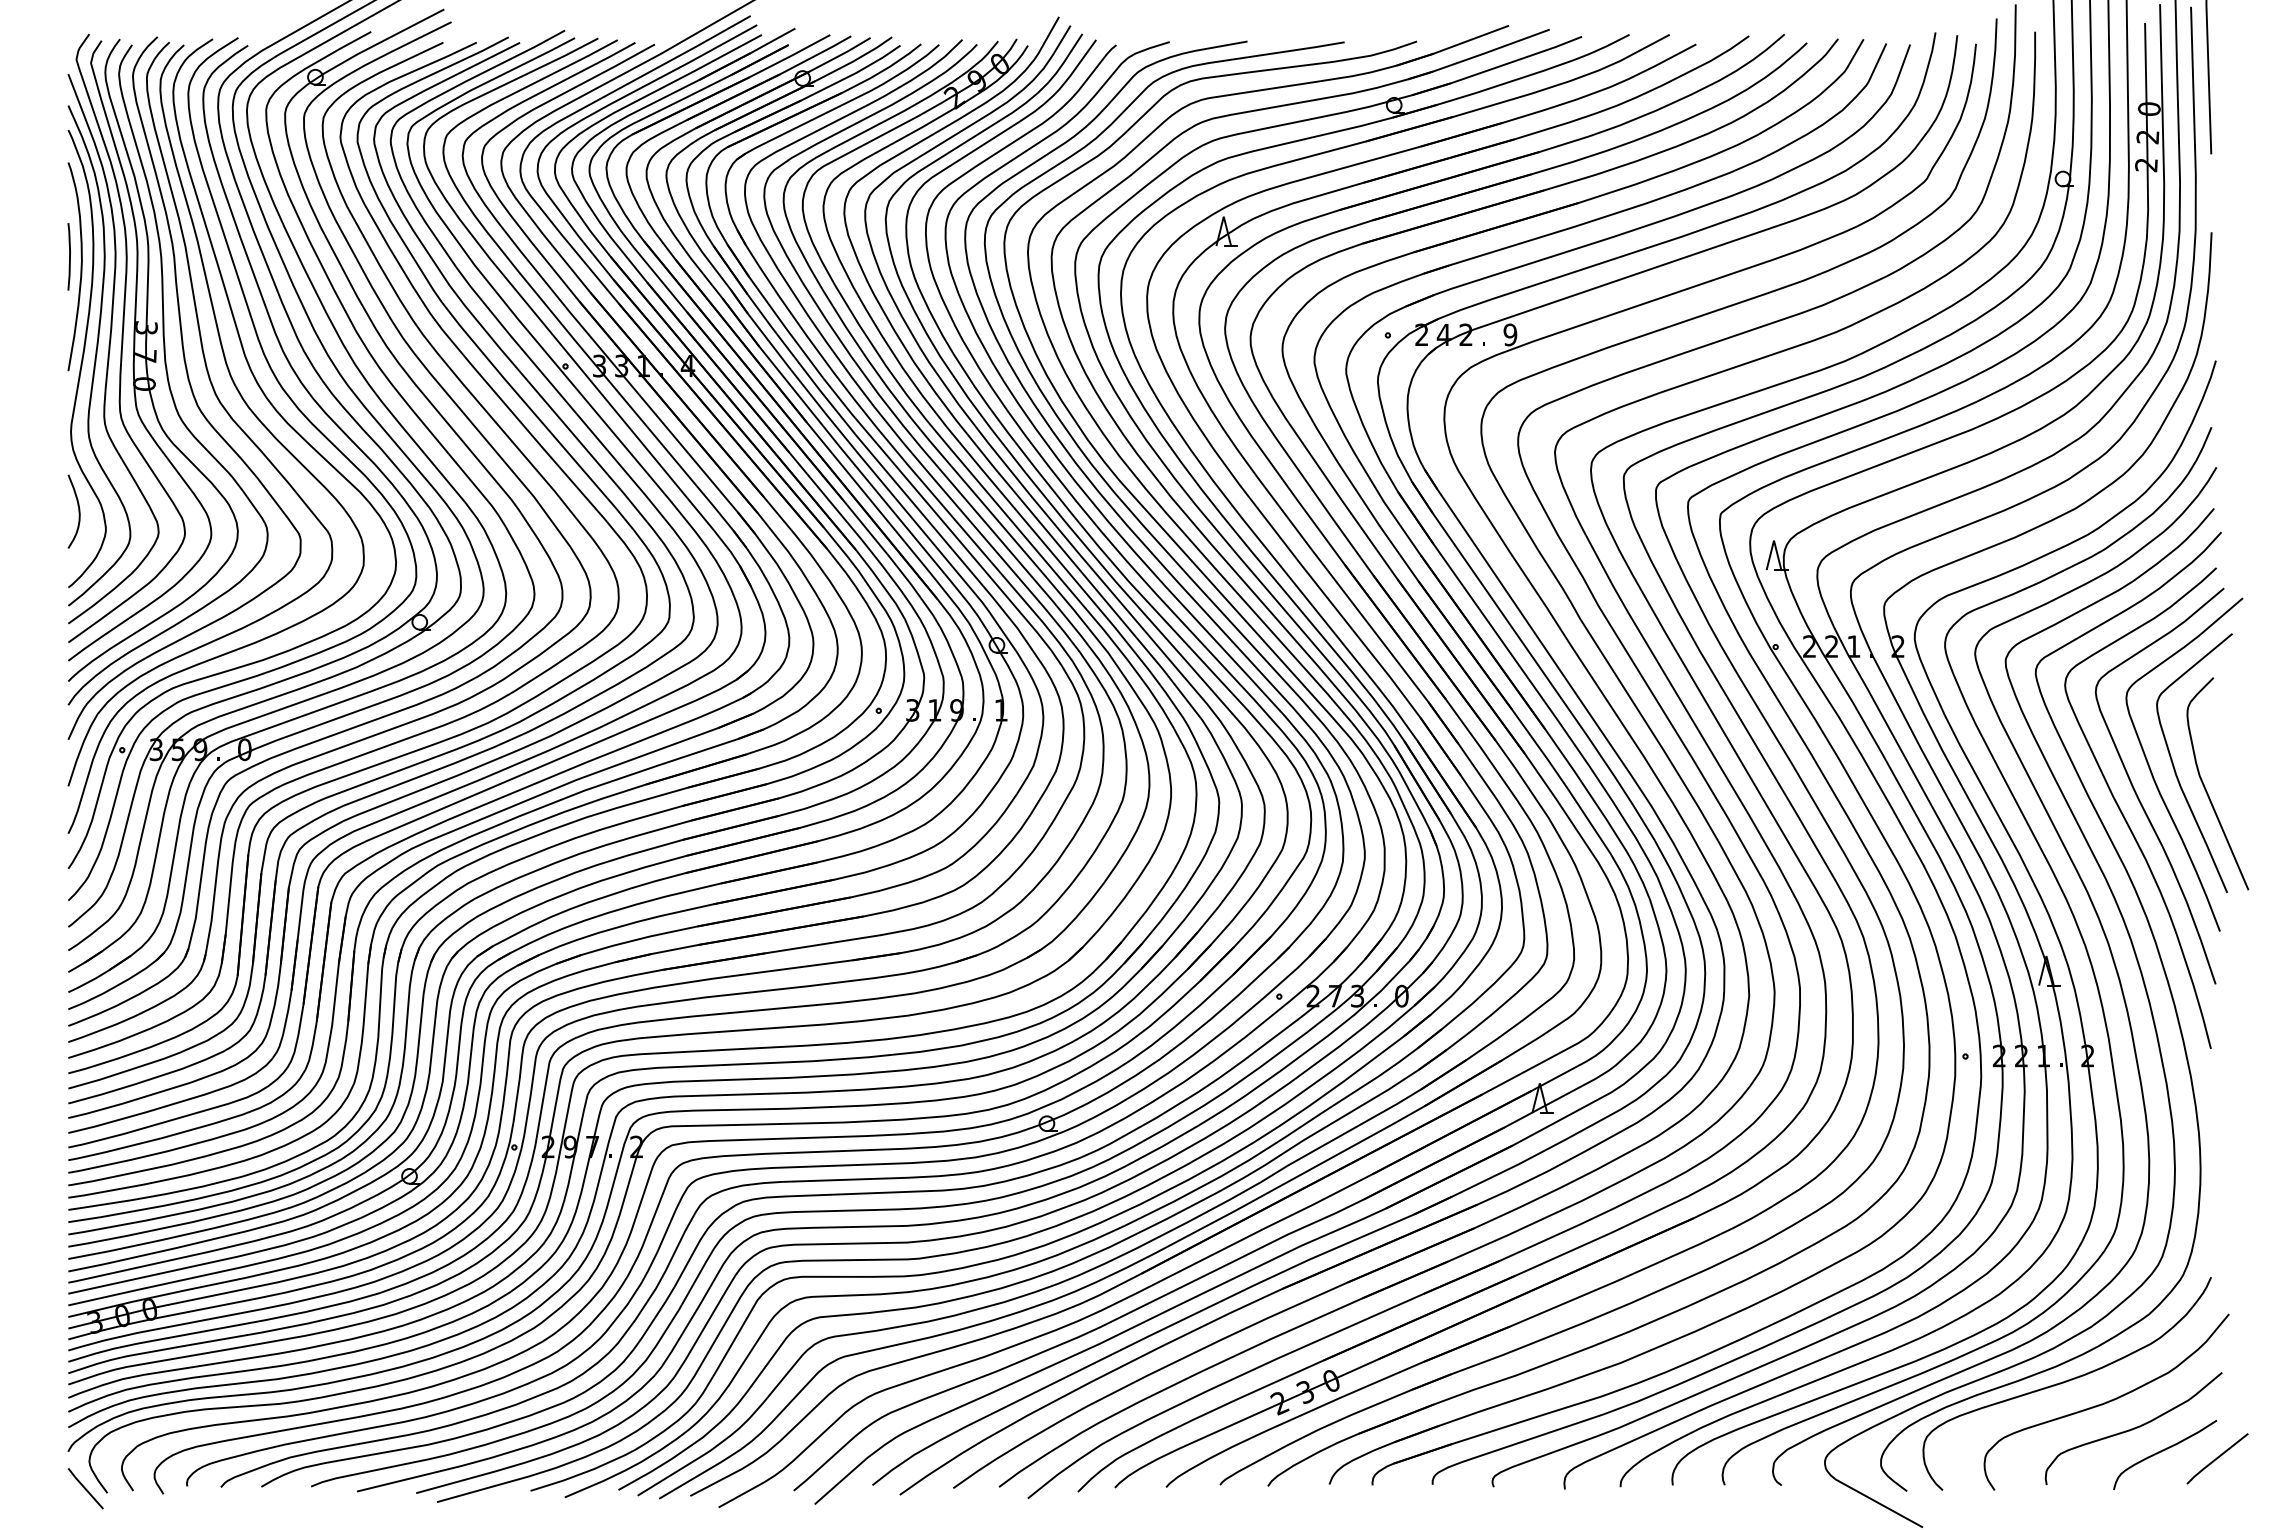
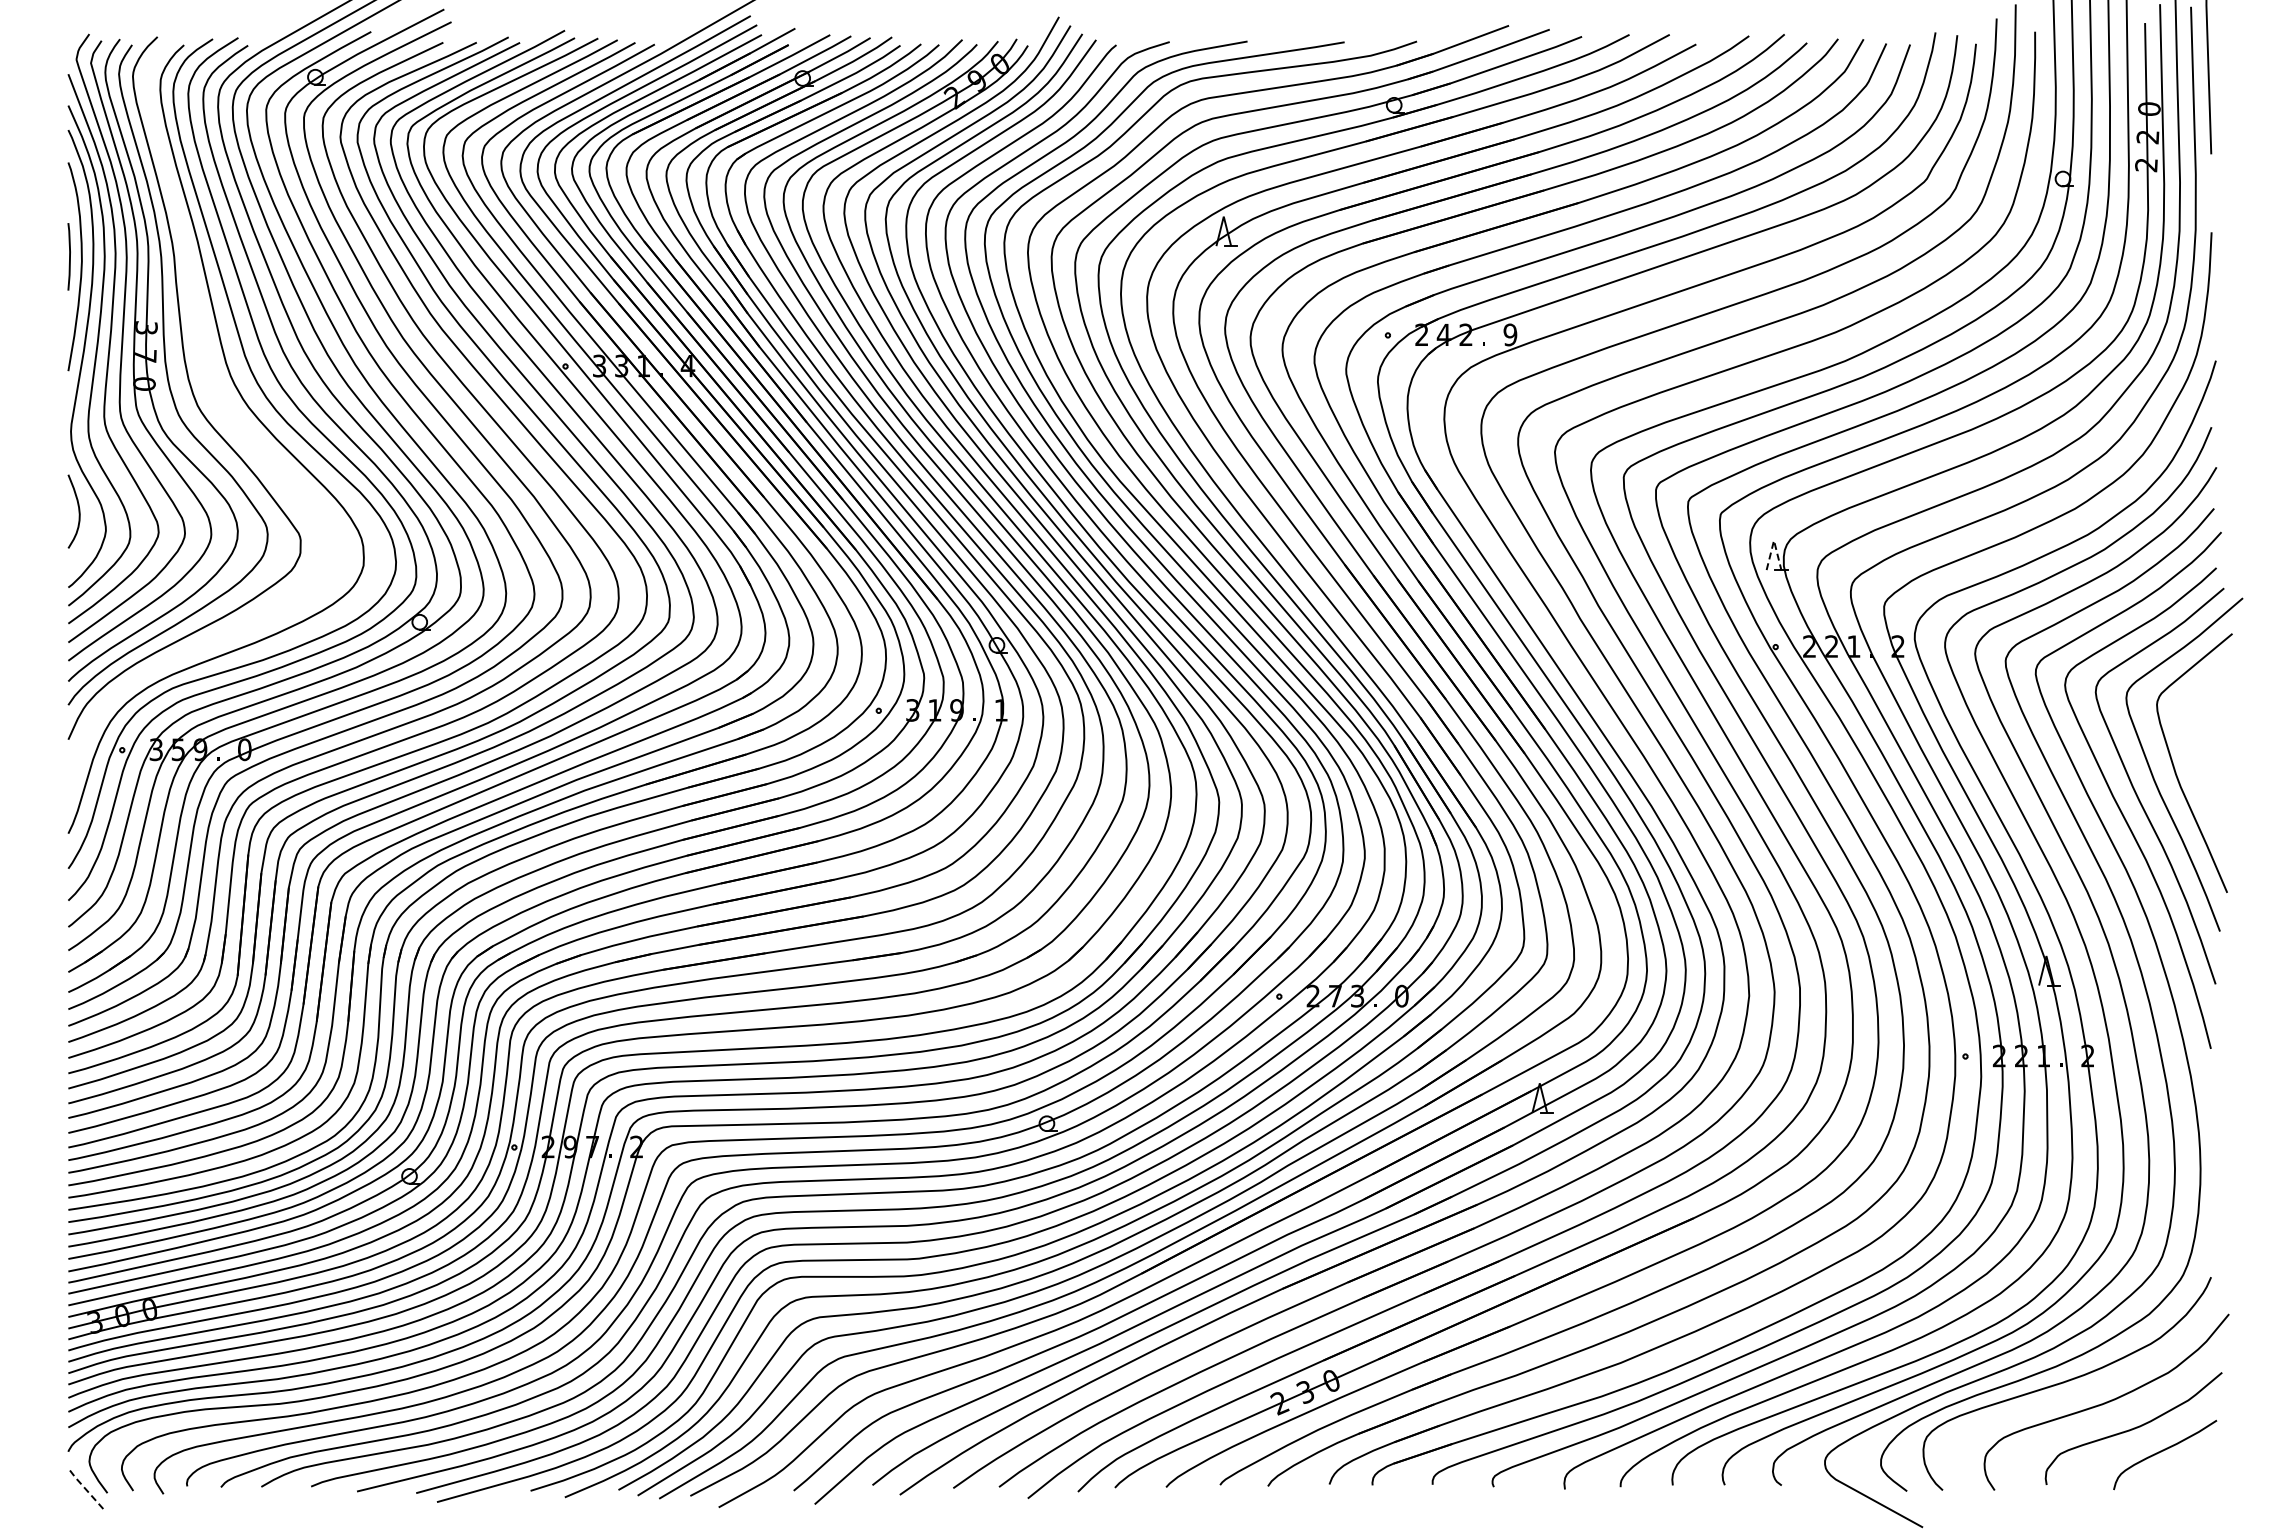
curve: present -> none (219, 403)
line: solid -> dashed (1774, 540)
curve: present -> none (2206, 788)
line: present -> none (2217, 1458)
line: solid -> dashed (85, 1488)
